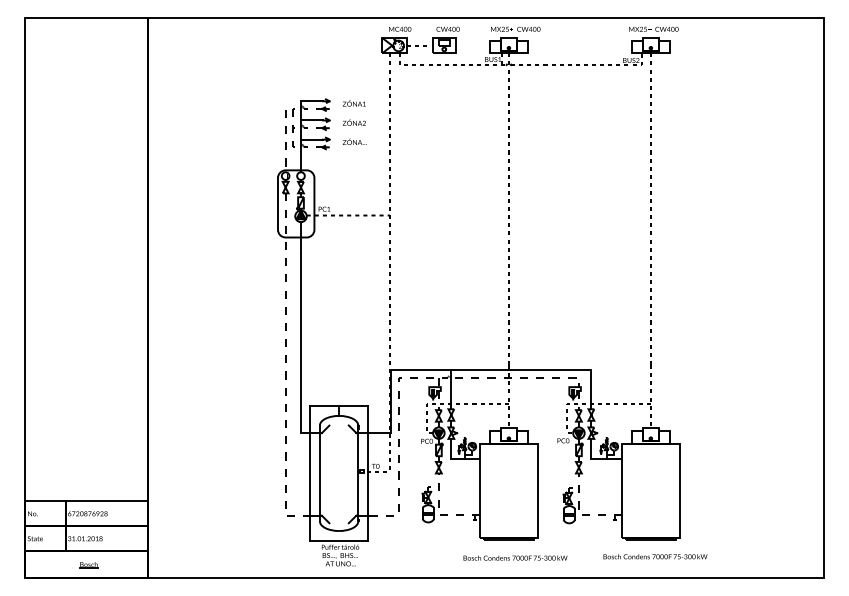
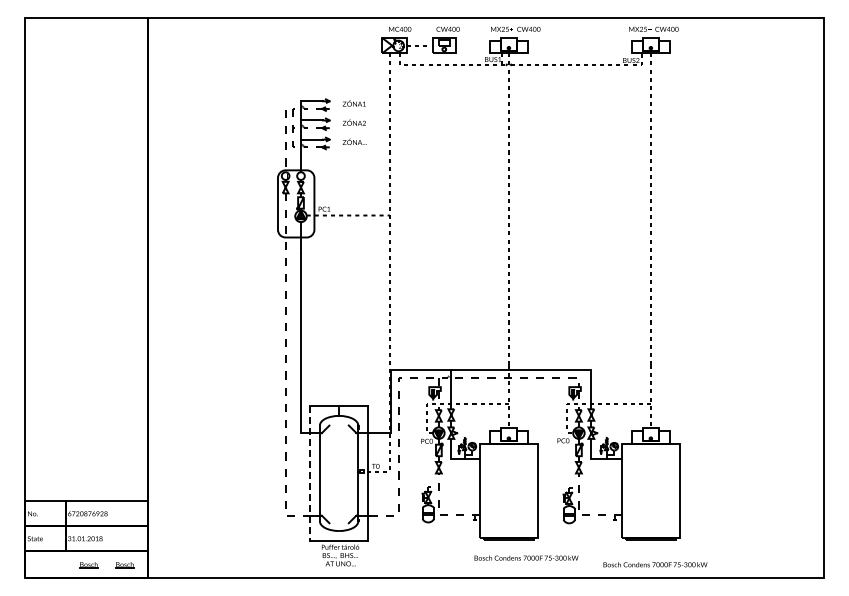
line: solid -> dashed (310, 473)
text position: (655, 556) -> (655, 564) (655, 564)
text position: (515, 557) -> (526, 557) (526, 557)
part: none -> present (124, 565)
